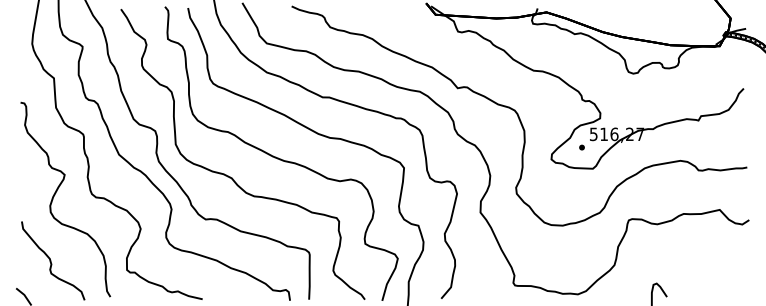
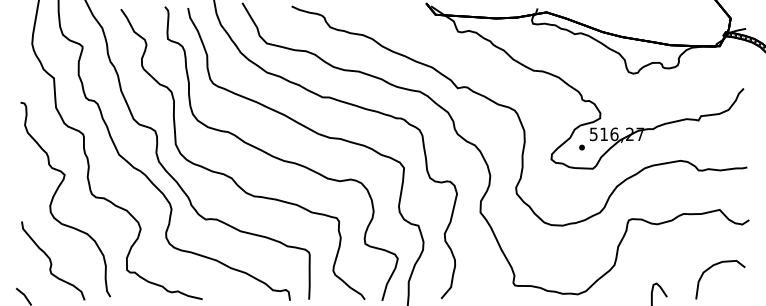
curve: none -> present (712, 267)
